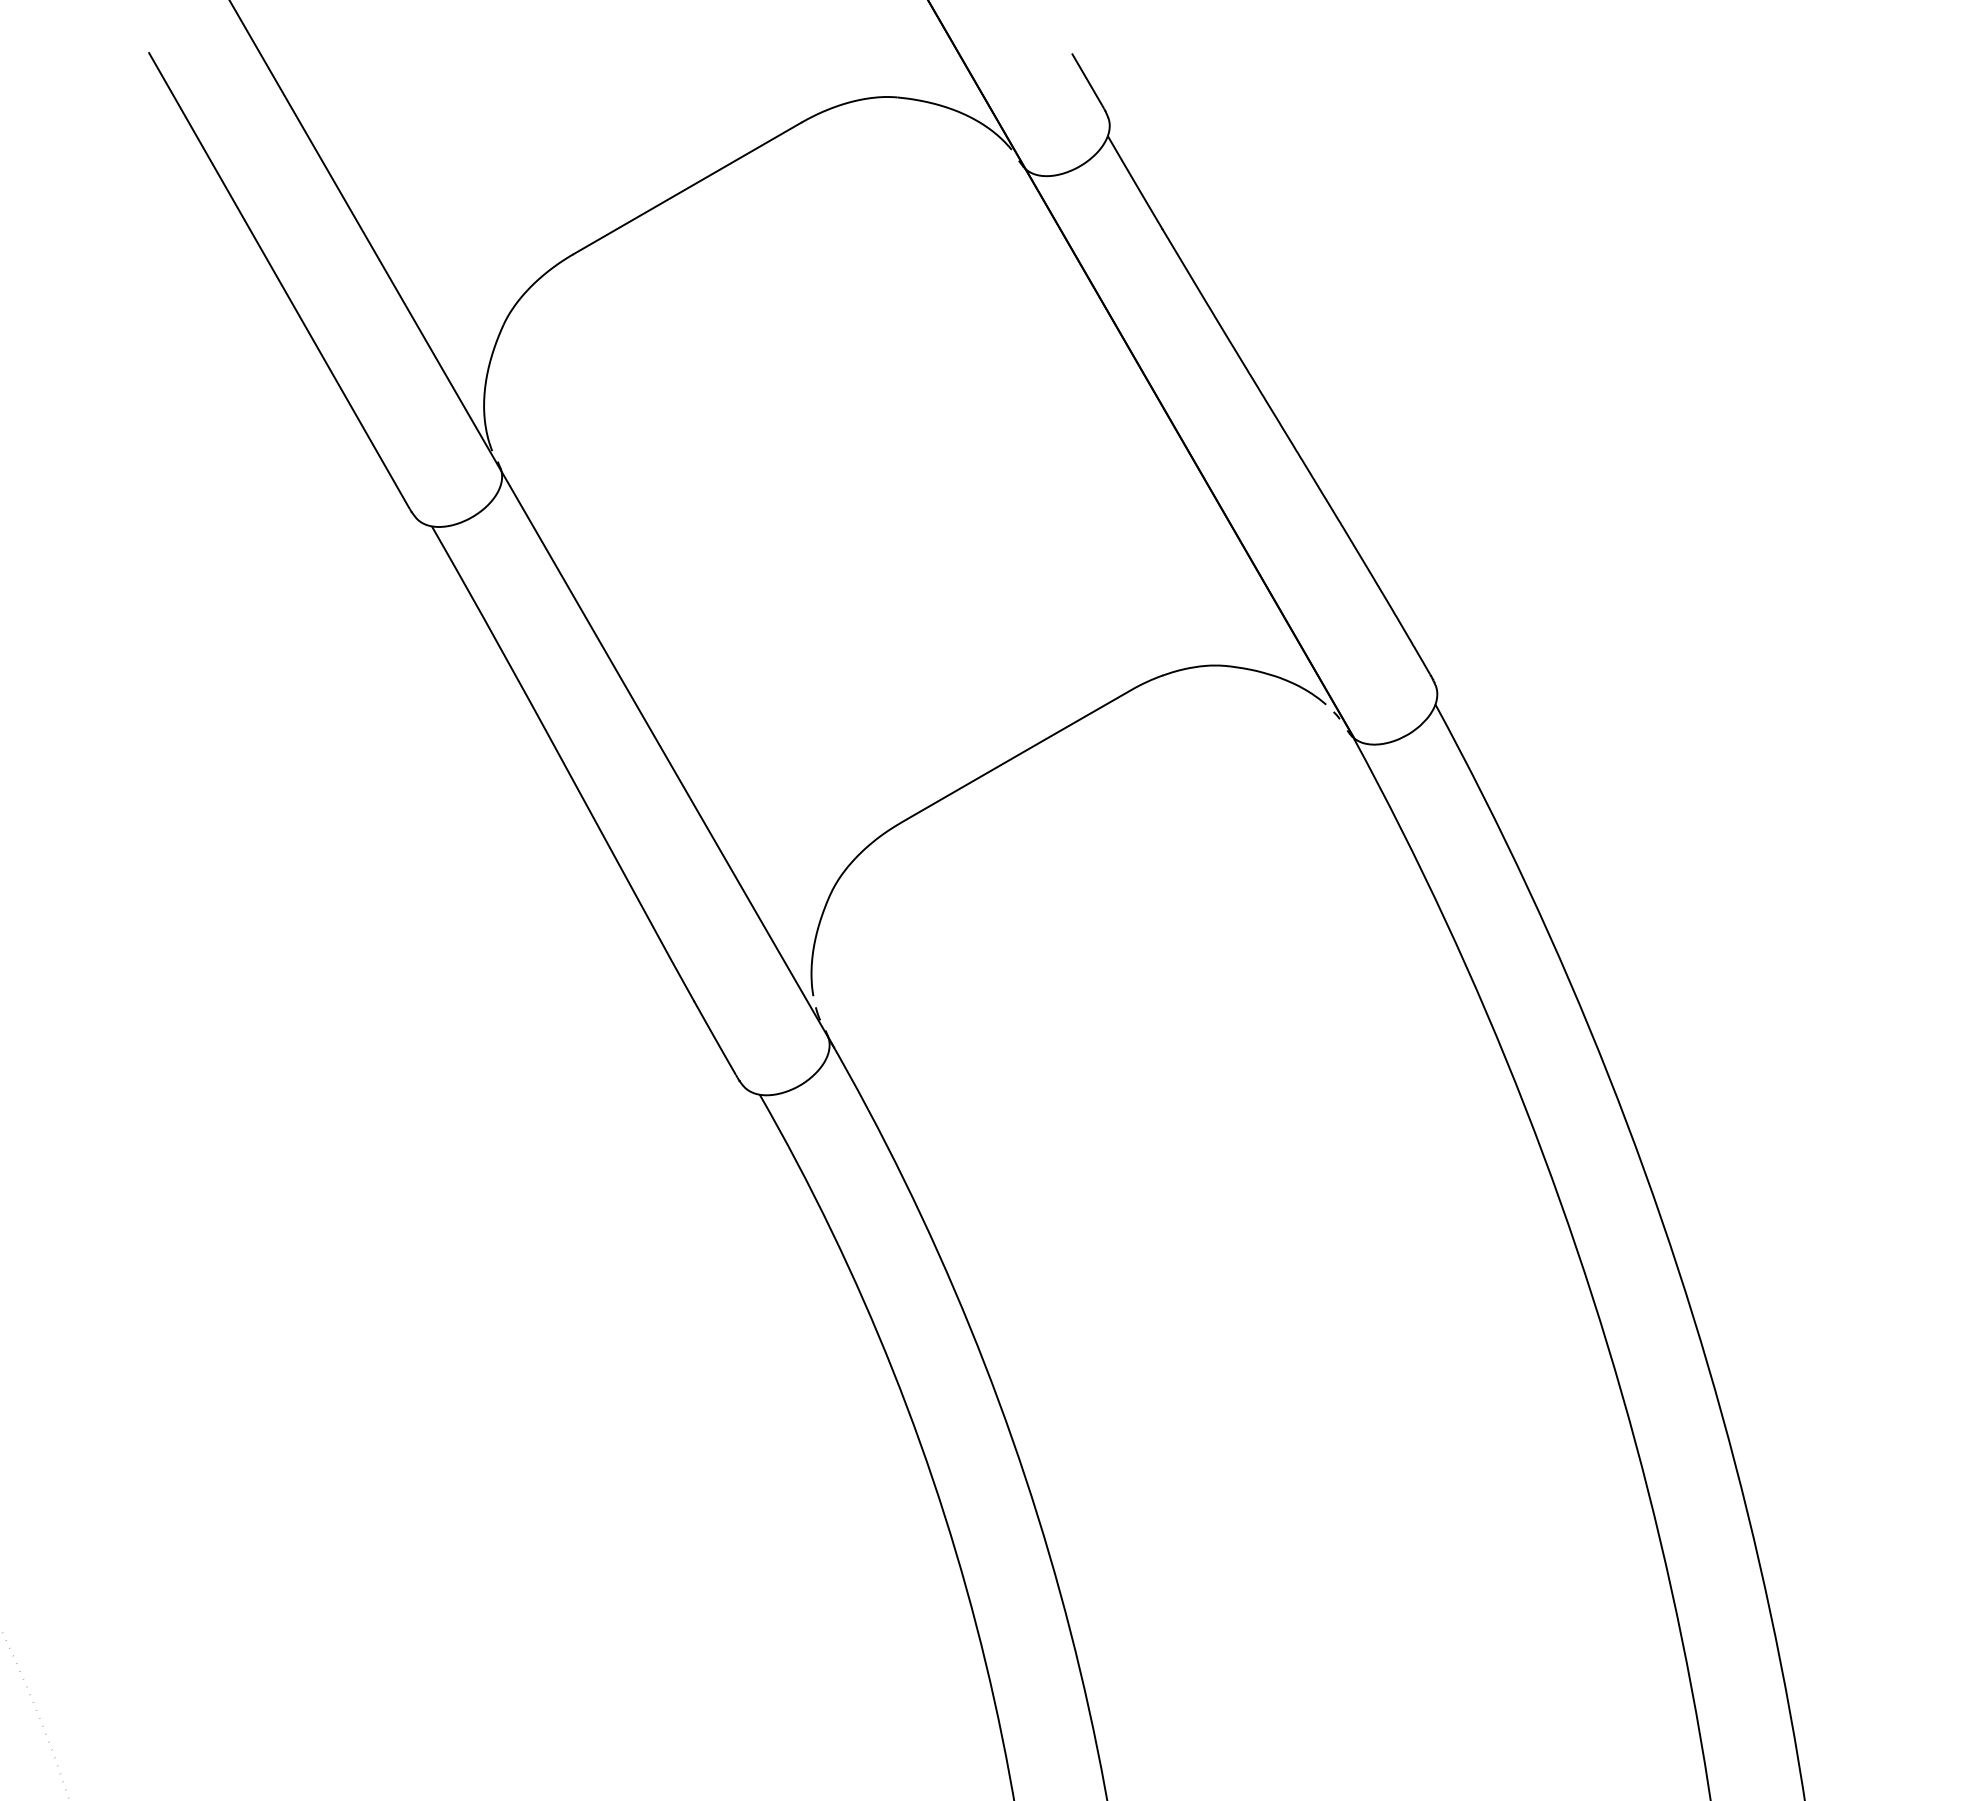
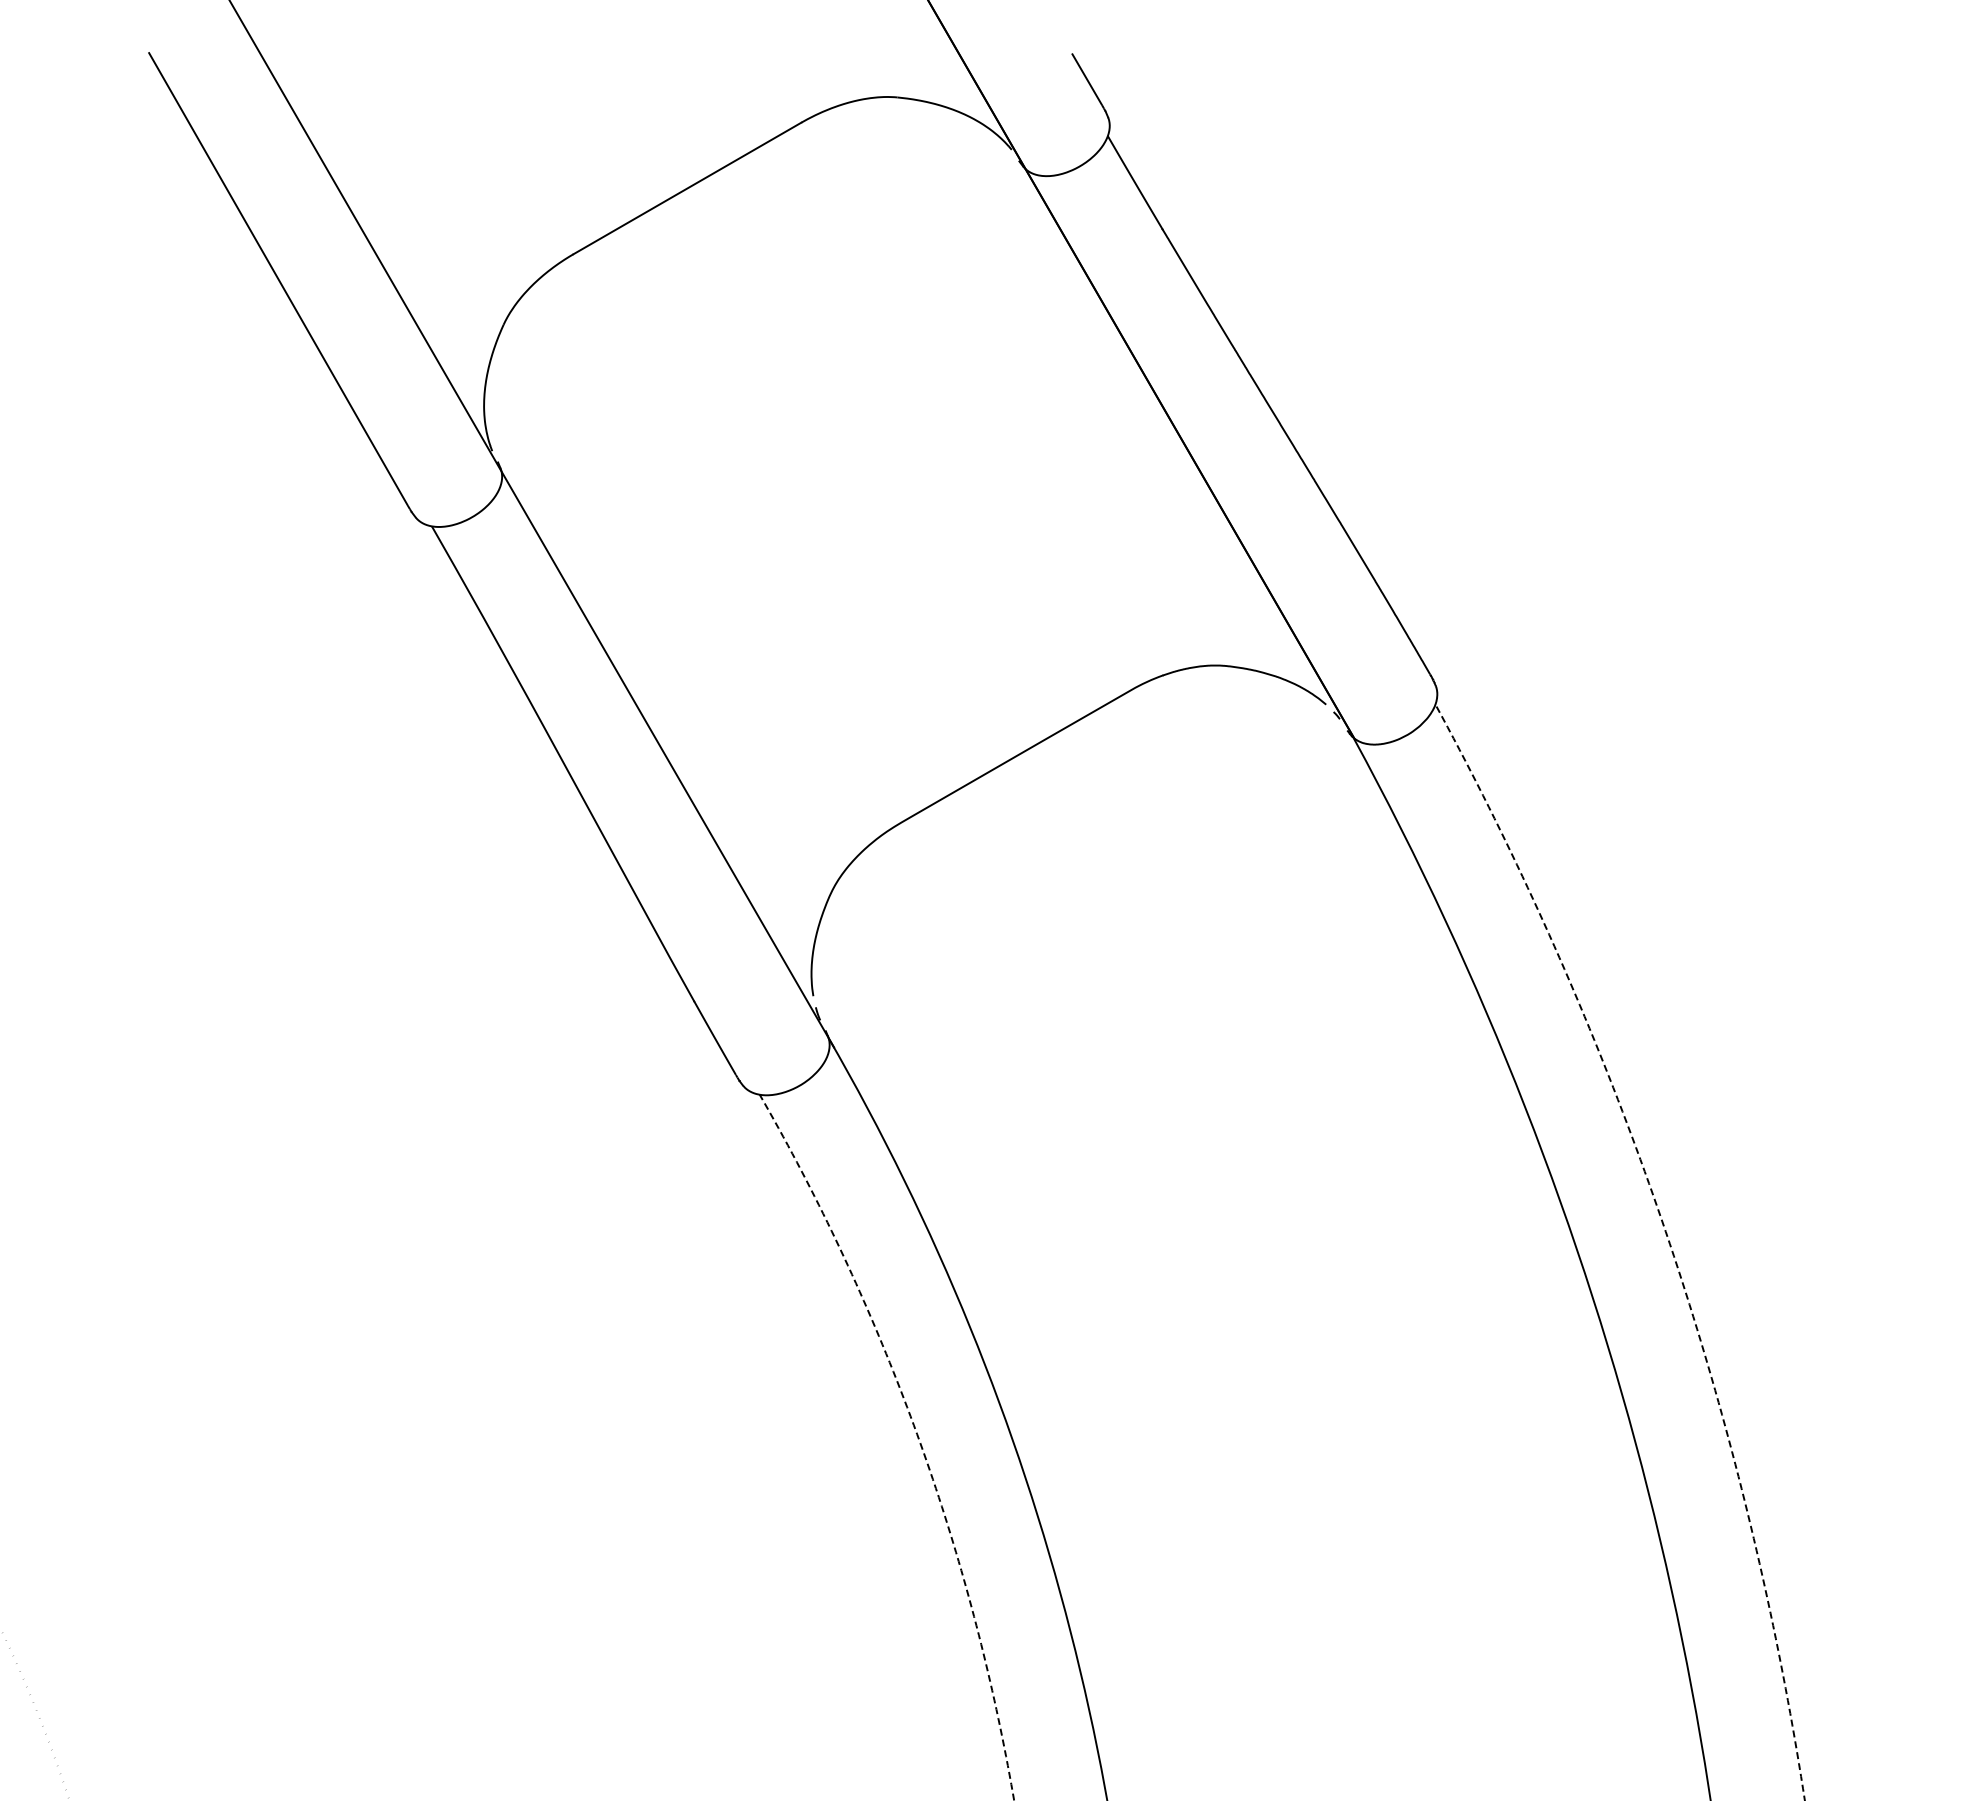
arc: solid -> dashed (1667, 1237)
arc: solid -> dashed (918, 1437)
